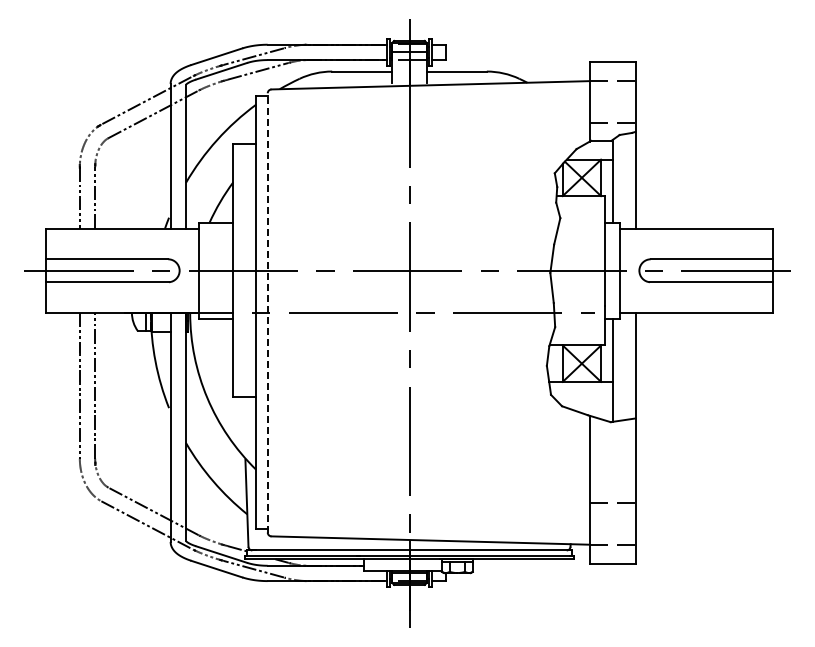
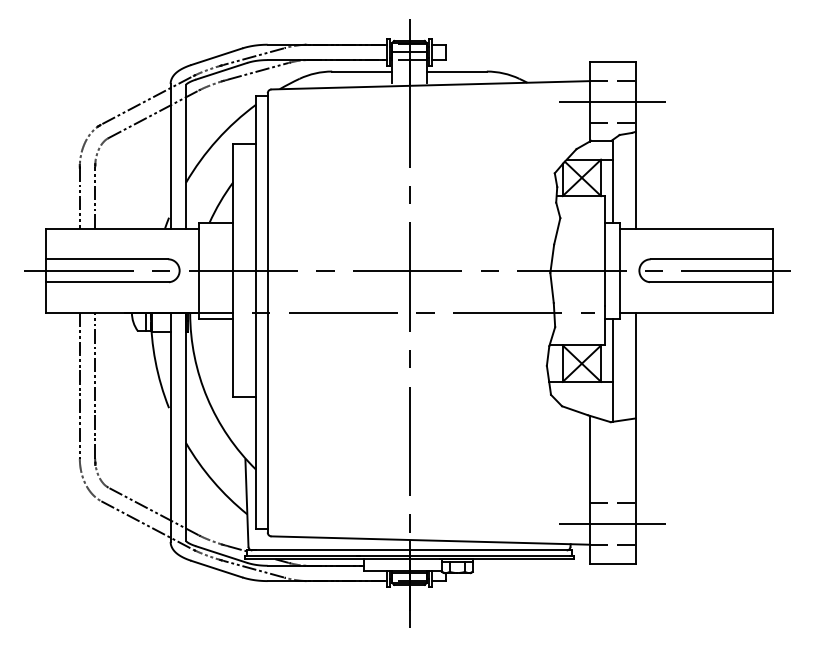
line: none -> present (612, 102)
line: dashed -> solid (267, 312)
line: none -> present (612, 523)
